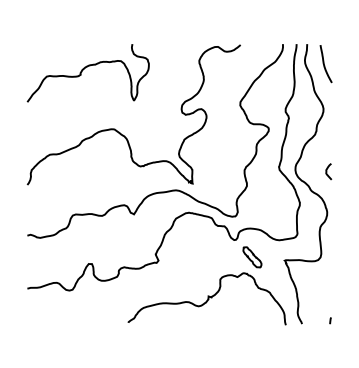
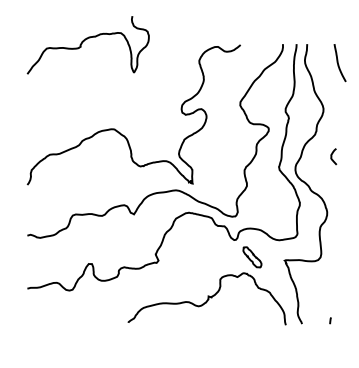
curve position: (324, 64) -> (338, 63) (338, 63)
curve position: (84, 69) -> (84, 41) (84, 41)
curve position: (327, 171) -> (332, 156) (332, 156)
